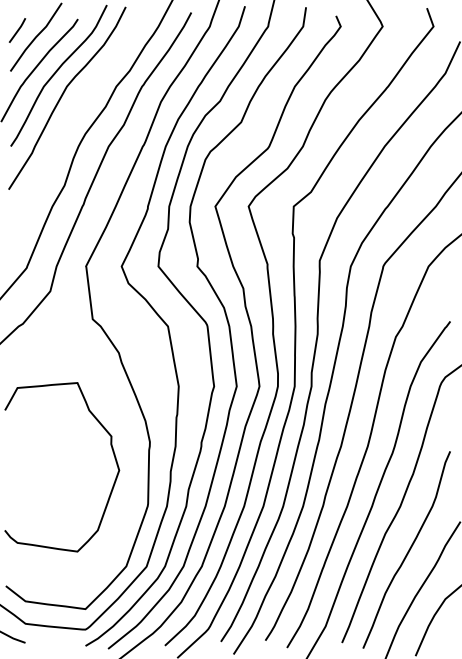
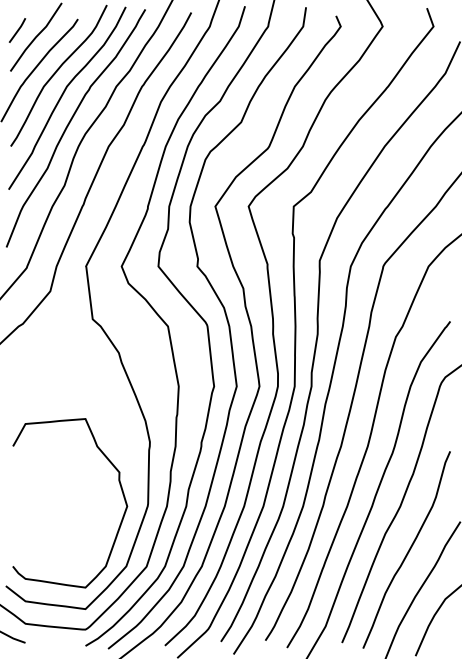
curve: none -> present (70, 123)
curve position: (112, 452) -> (120, 488) (120, 488)
